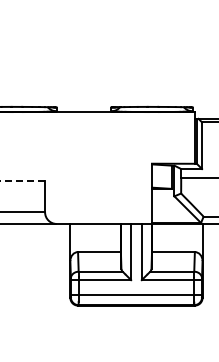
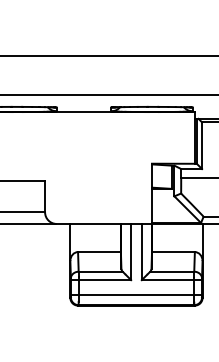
line: none -> present (108, 56)
line: none -> present (108, 95)
line: dashed -> solid (22, 181)
